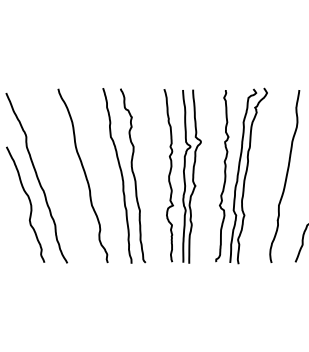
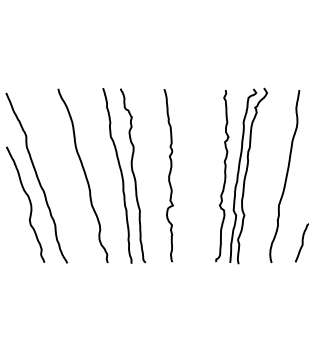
part: present -> none (191, 176)
